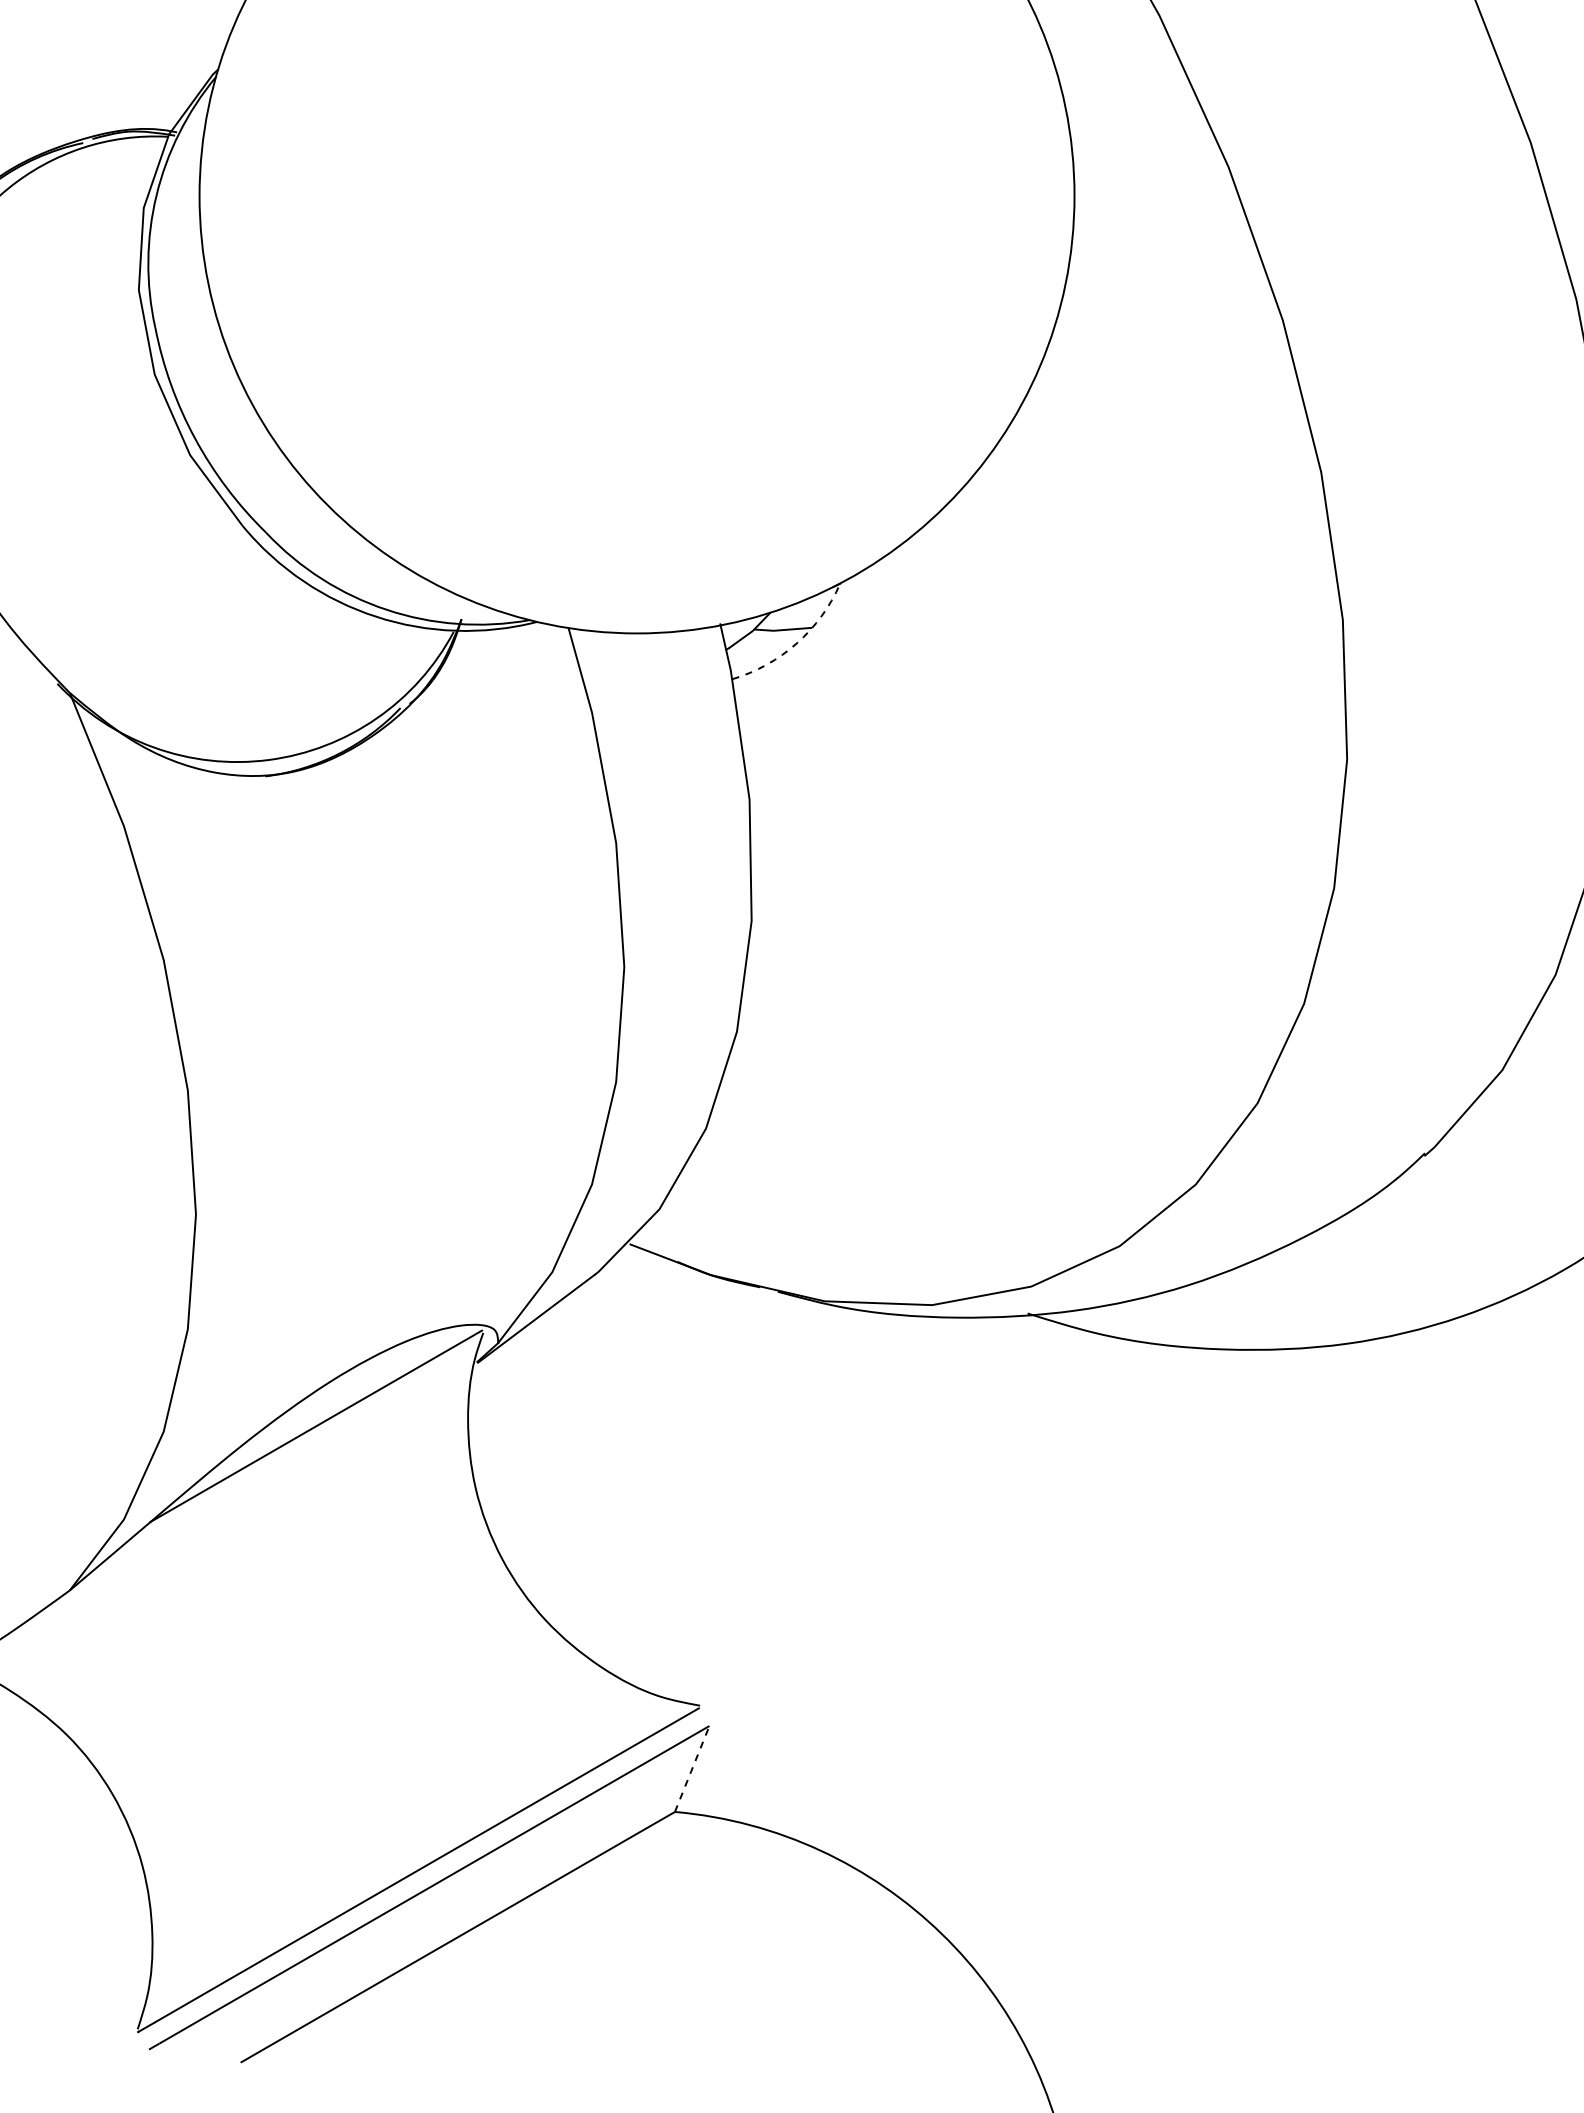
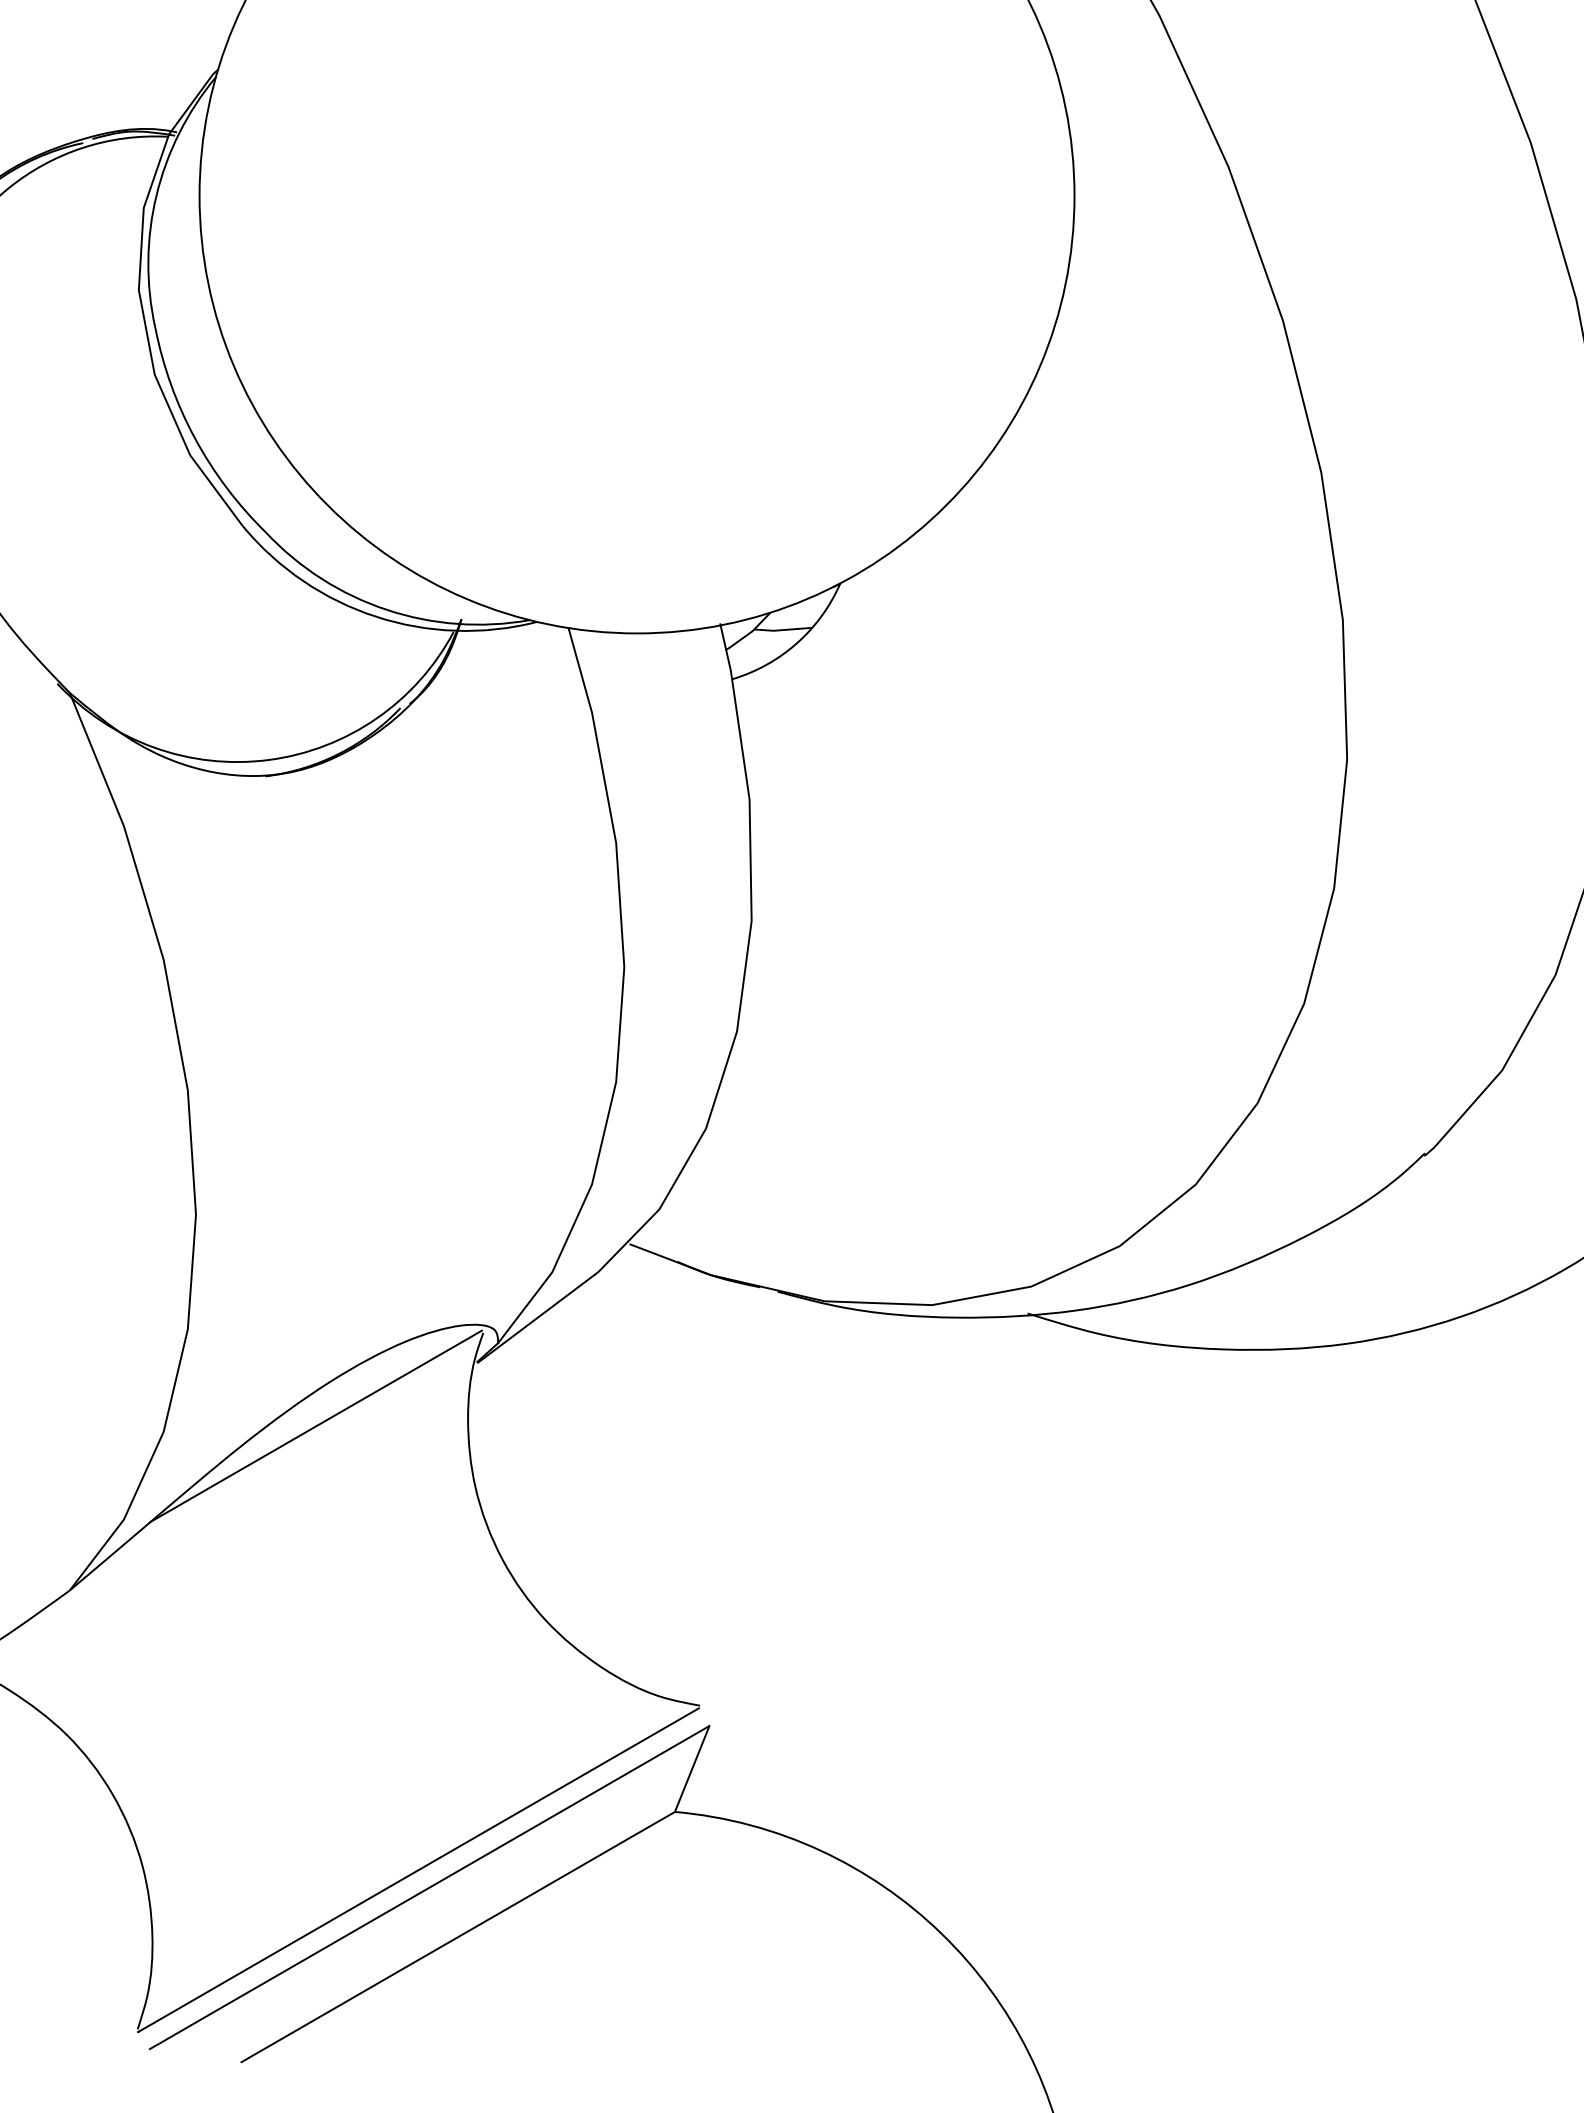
arc: dashed -> solid (796, 643)
line: dashed -> solid (692, 1768)
